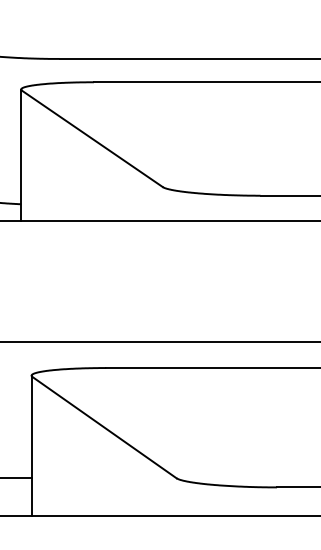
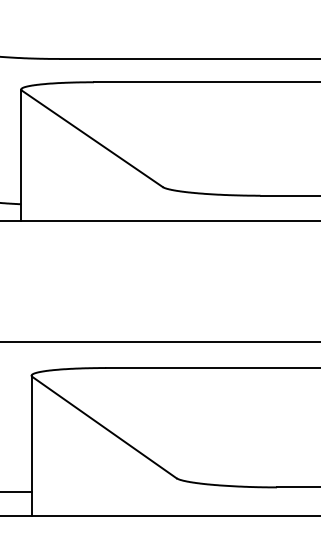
line position: (16, 478) -> (16, 492) (16, 492)
